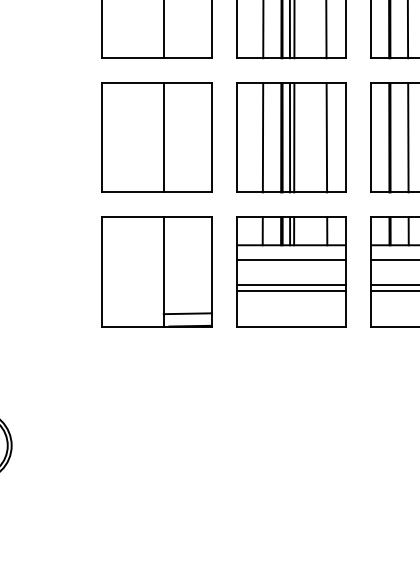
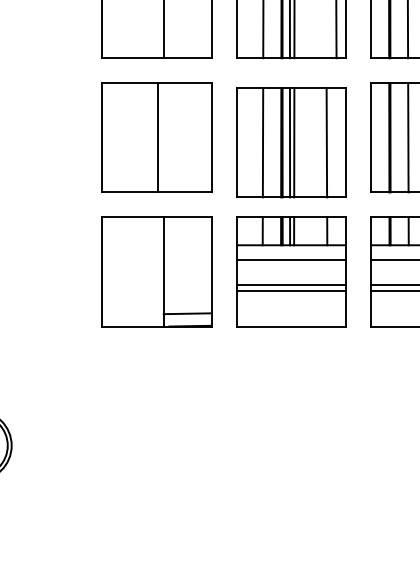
line position: (326, 30) -> (336, 30) (336, 30)
line position: (163, 137) -> (157, 137) (157, 137)
part position: (291, 137) -> (291, 142) (291, 142)
